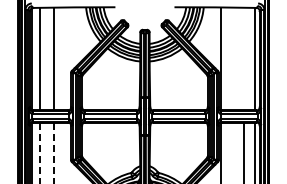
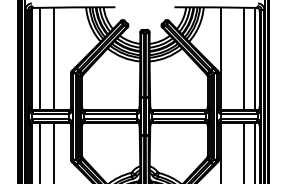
line: none -> present (243, 58)
line: dashed -> solid (39, 153)
line: dashed -> solid (54, 153)
